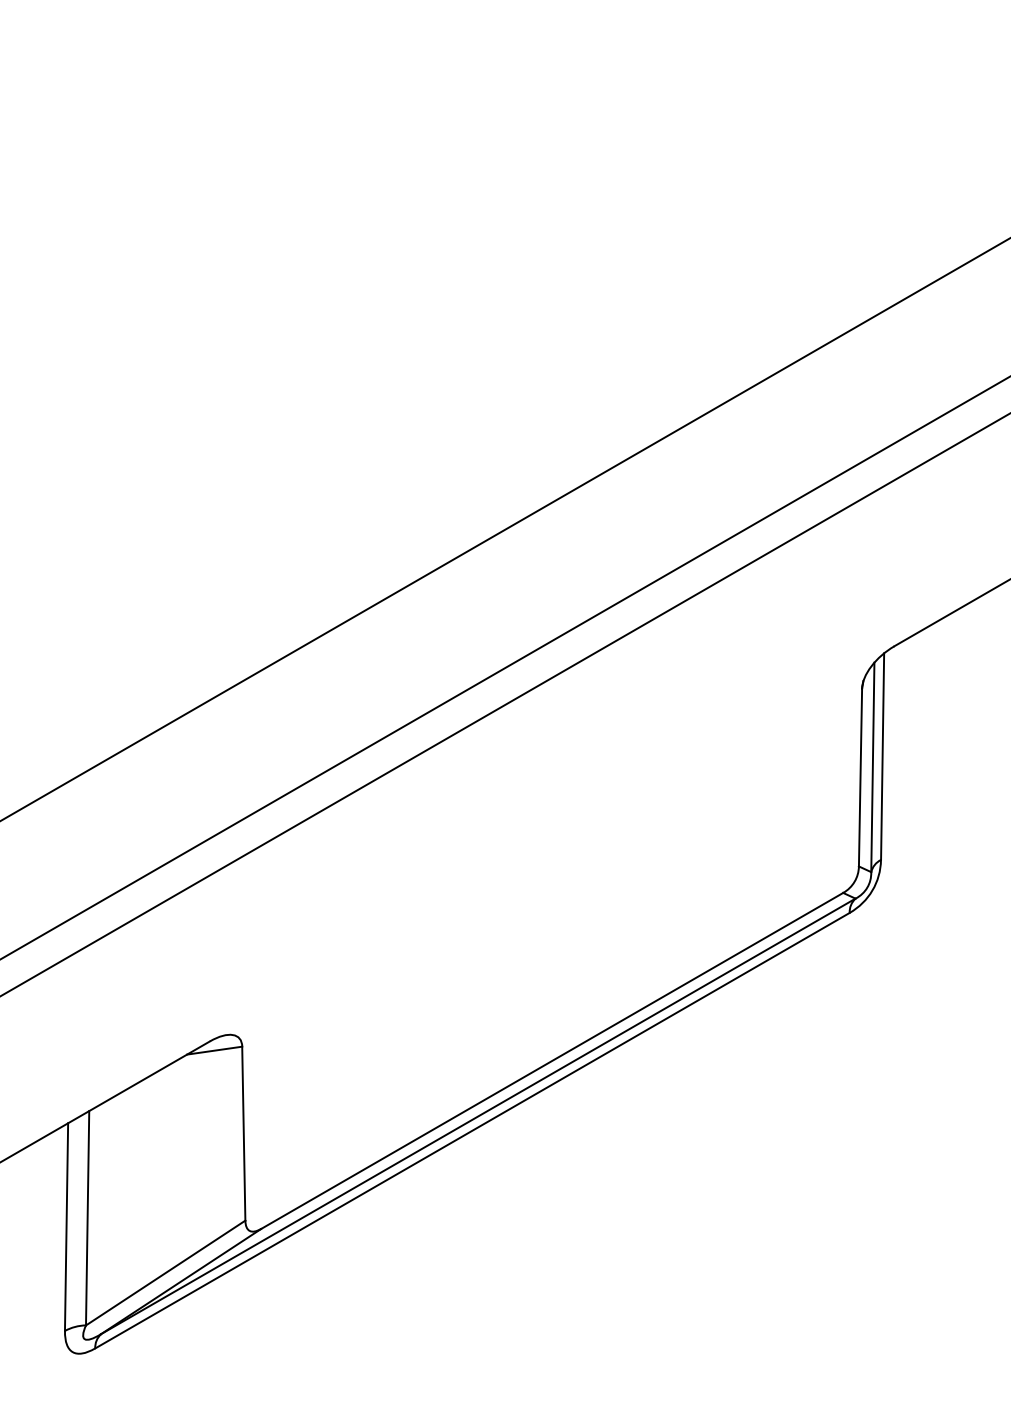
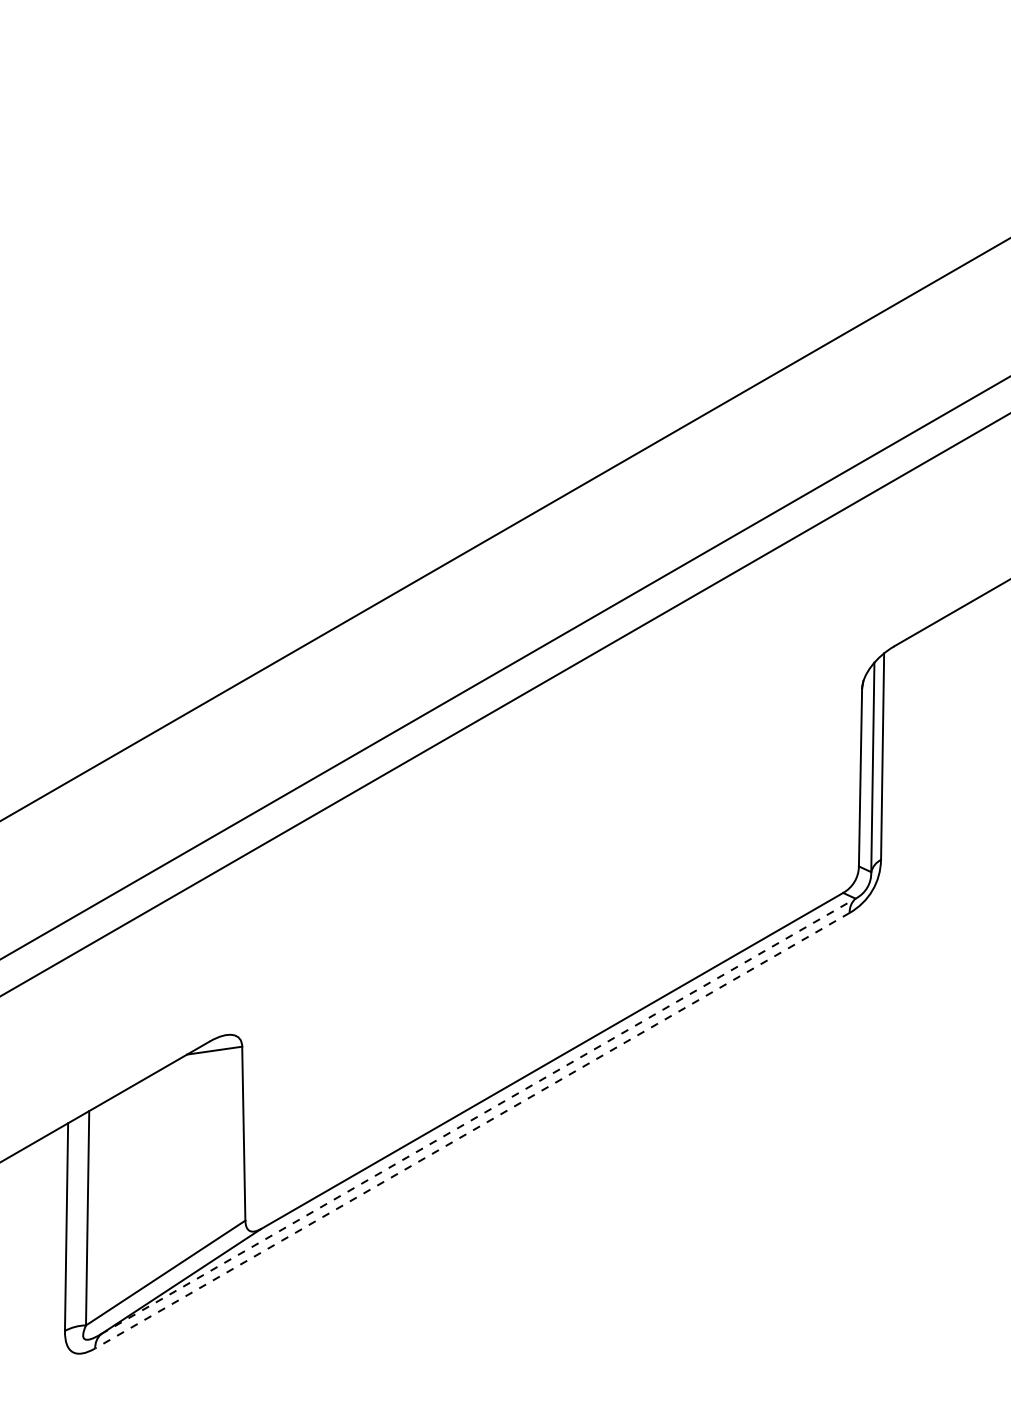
line: solid -> dashed (478, 1116)
line: solid -> dashed (472, 1130)
